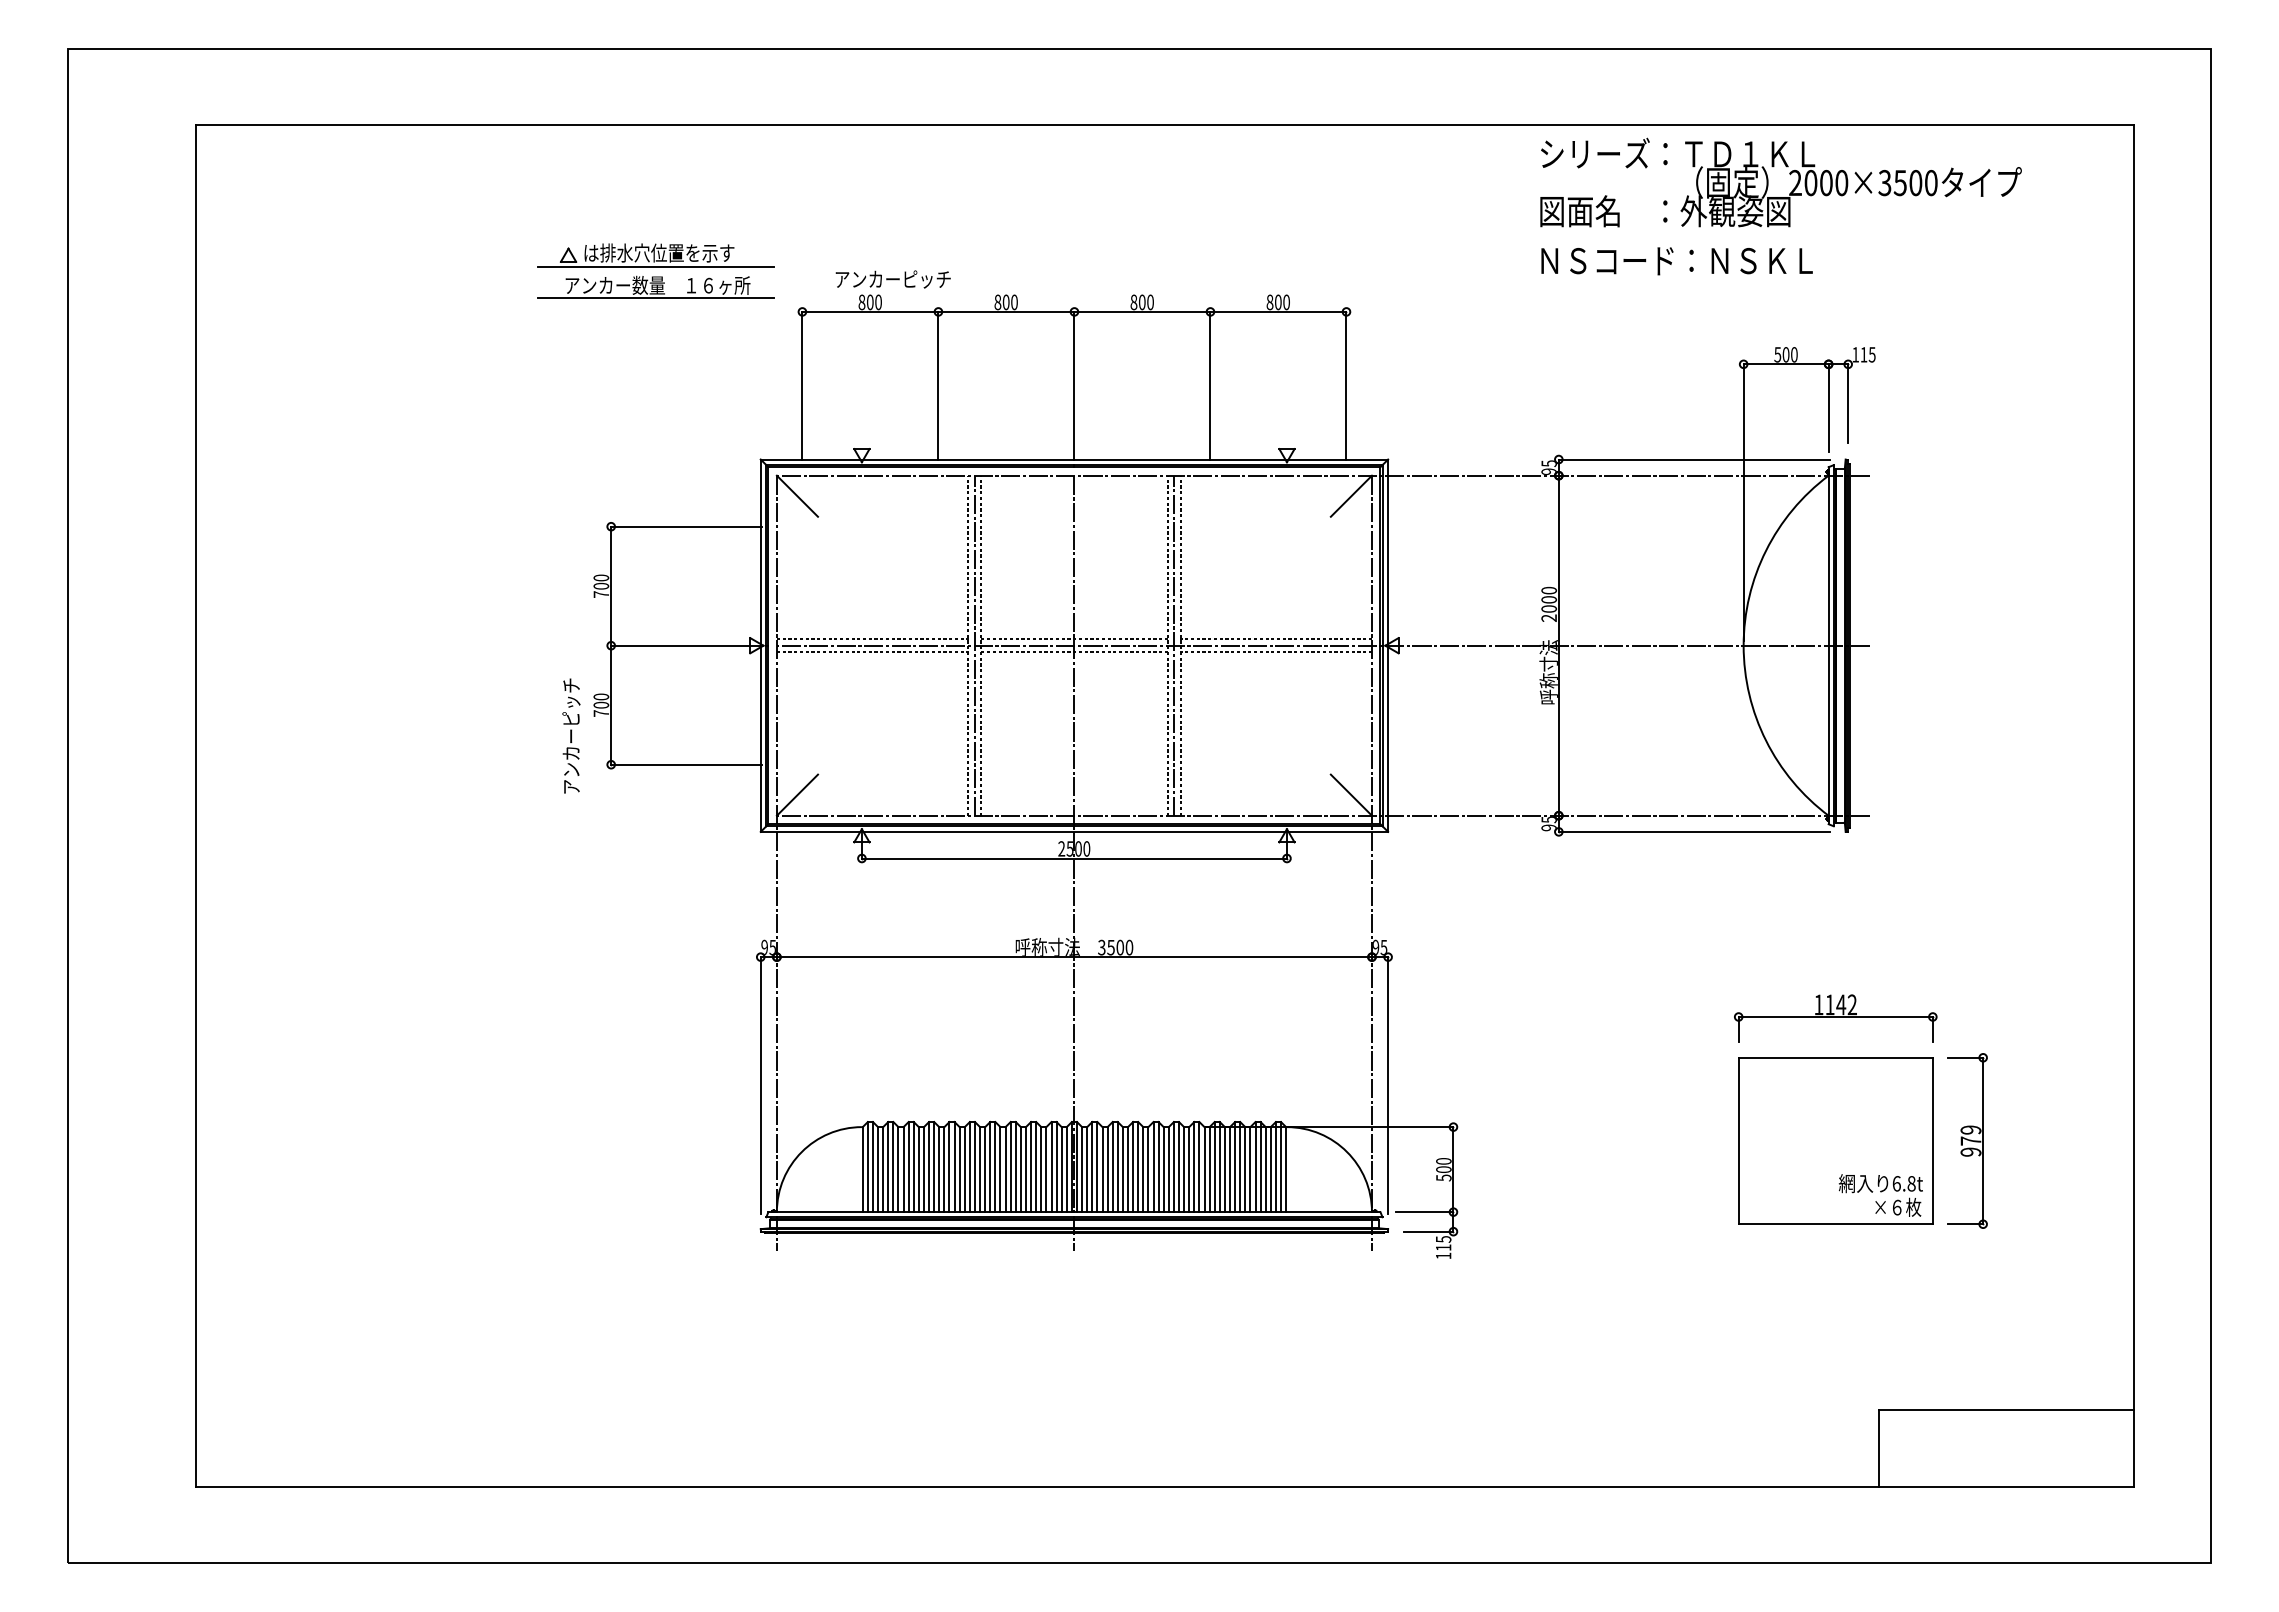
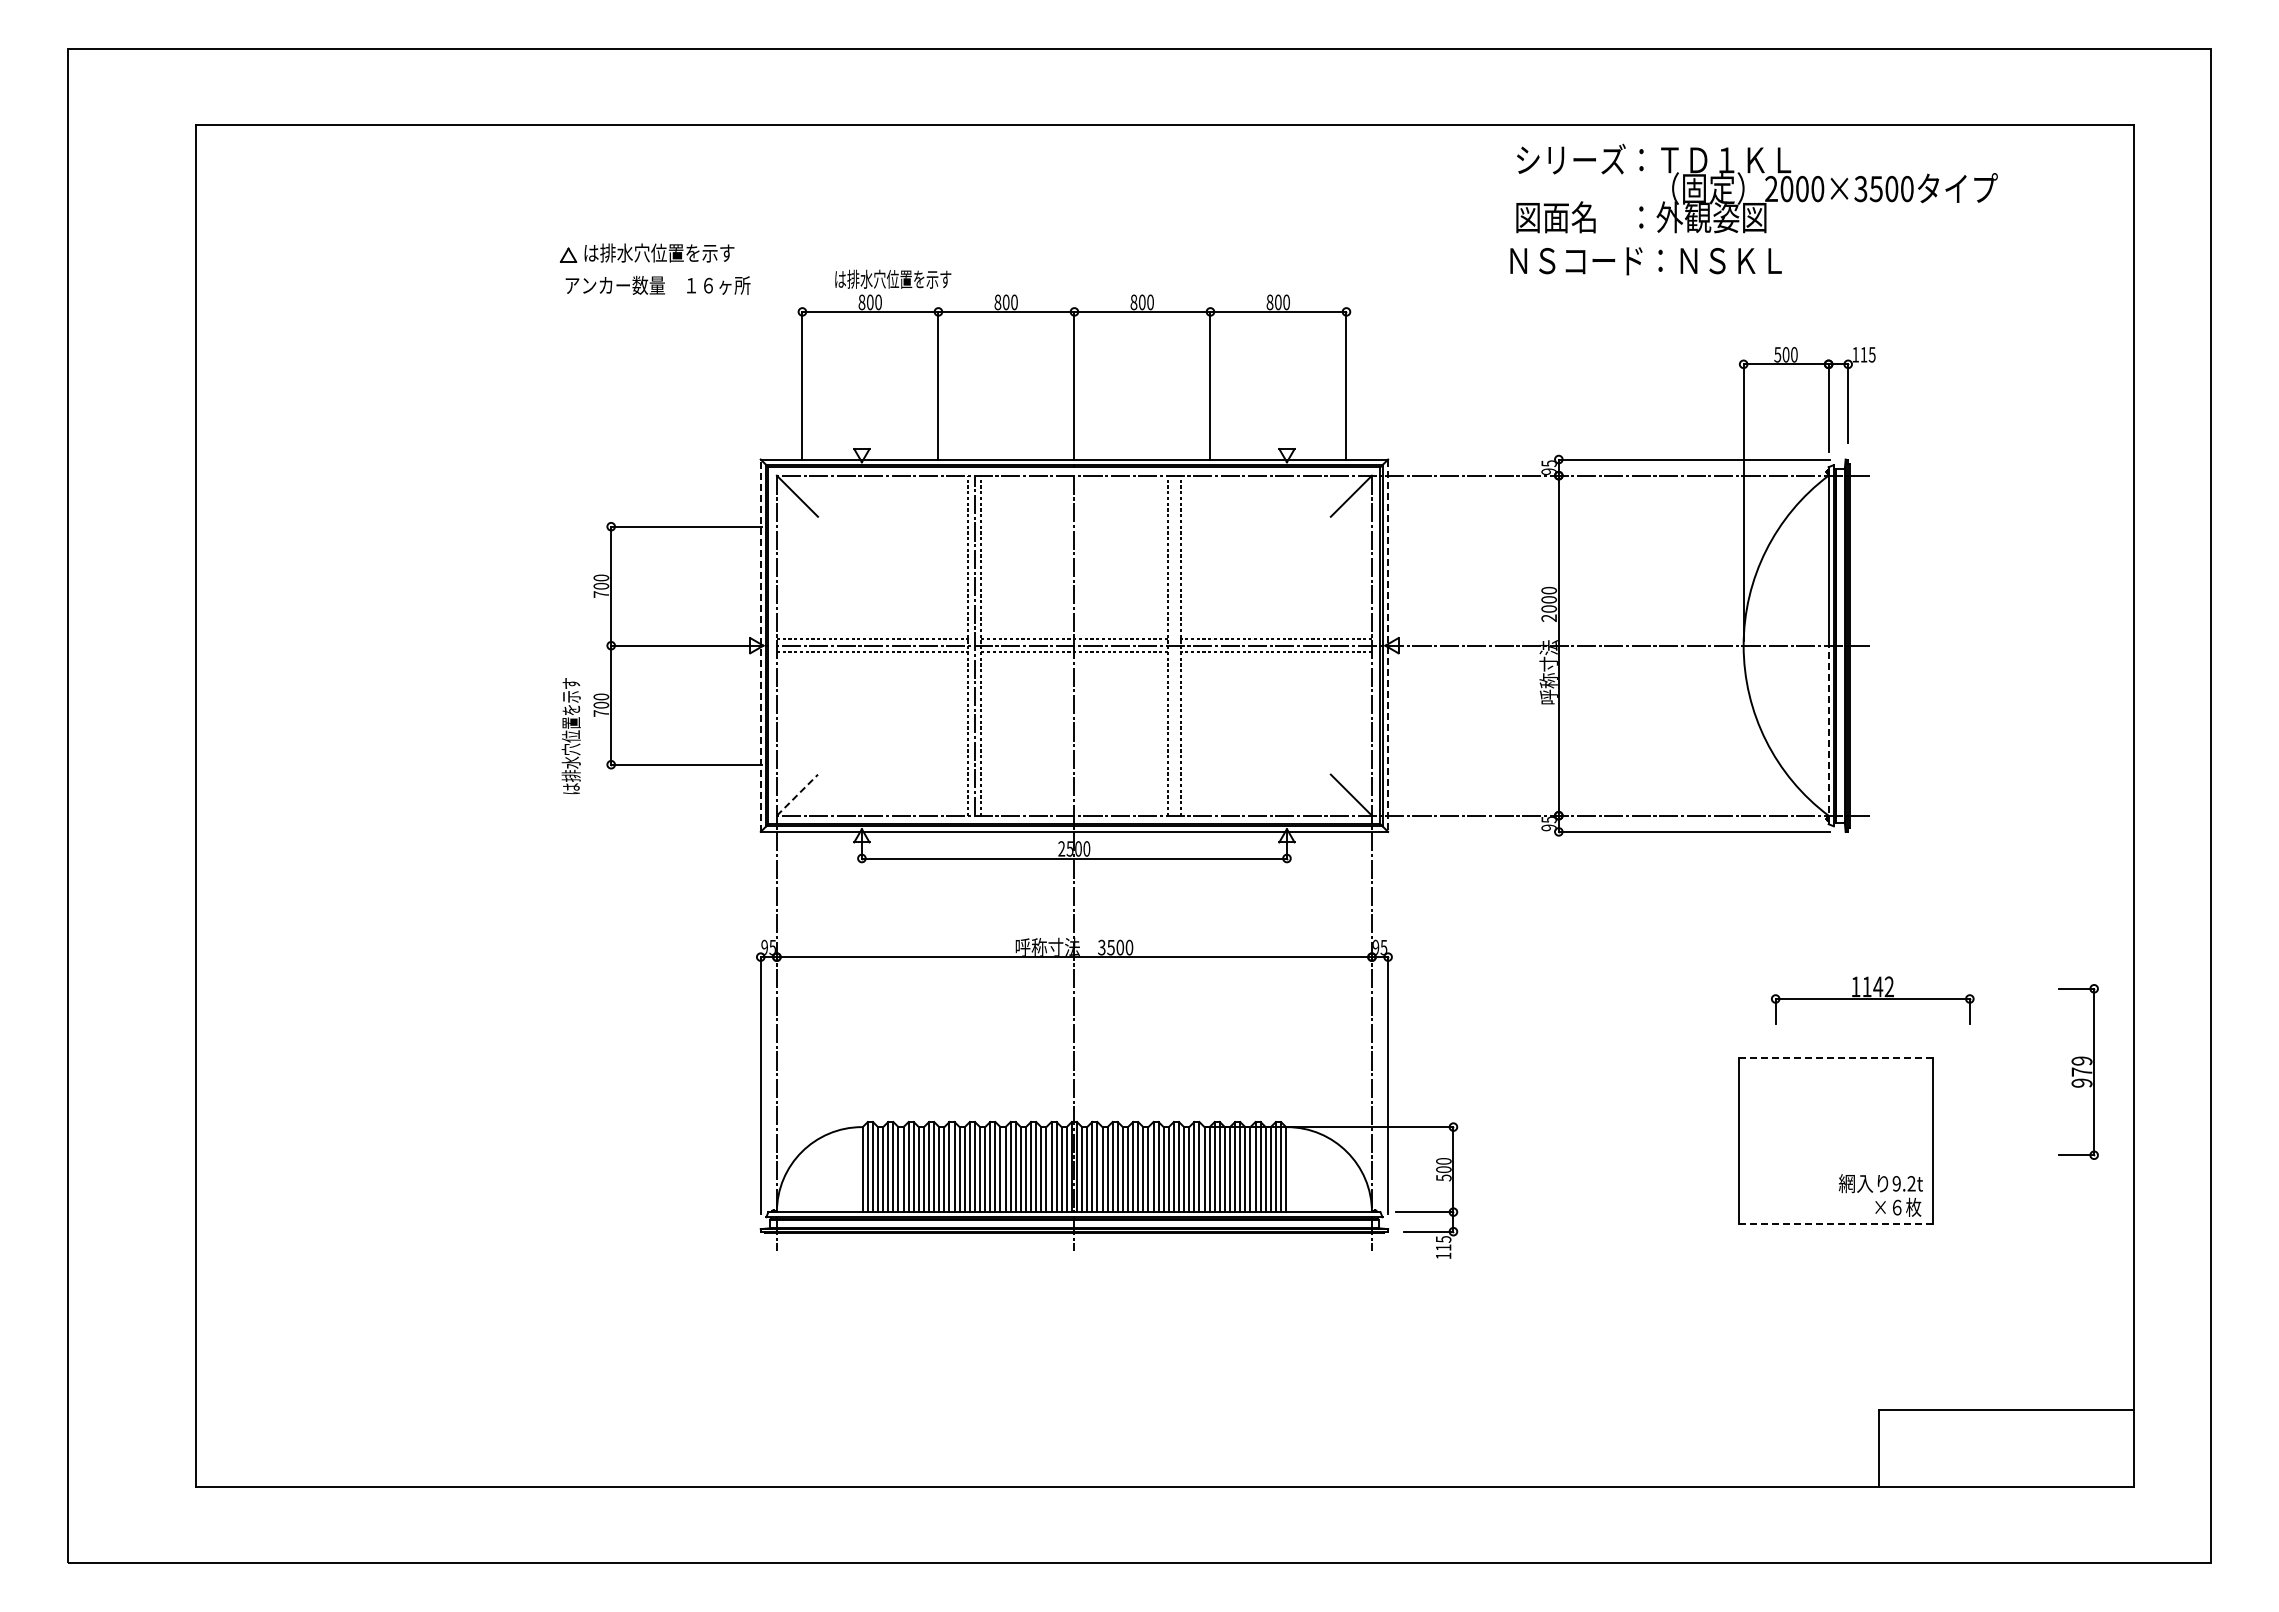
text position: (1780, 182) -> (1756, 188) (1756, 188)
text position: (1676, 261) -> (1645, 261) (1645, 261)
line: present -> none (655, 266)
text: アンカーピッチ -> は排水穴位置を示す (893, 278)
line: present -> none (655, 297)
line: solid -> dashed (760, 645)
line: present -> none (1174, 645)
line: solid -> dashed (1388, 646)
line: solid -> dashed (1828, 734)
text: アンカーピッチ -> は排水穴位置を示す (570, 736)
line: solid -> dashed (797, 794)
part position: (1835, 1018) -> (1872, 1000) (1872, 1000)
line: solid -> dashed (1836, 1057)
part position: (1967, 1140) -> (2078, 1071) (2078, 1071)
text: 6.8t -> 9.2t (1903, 1183)
line: solid -> dashed (1835, 1224)
